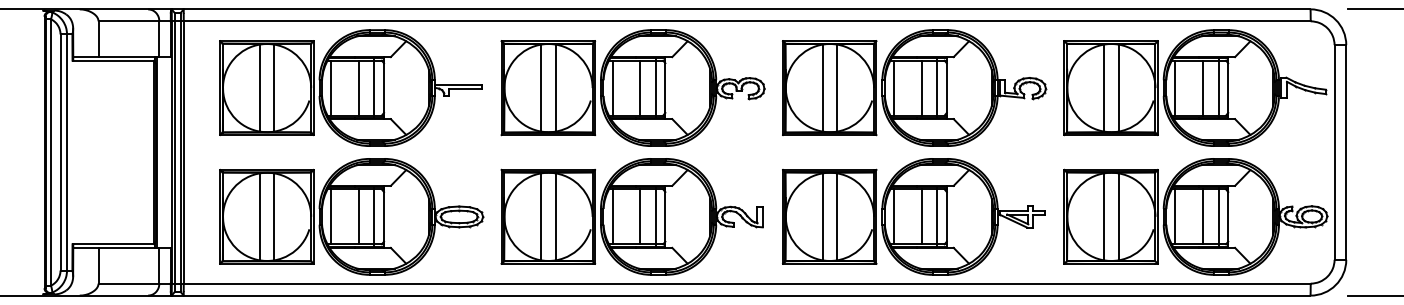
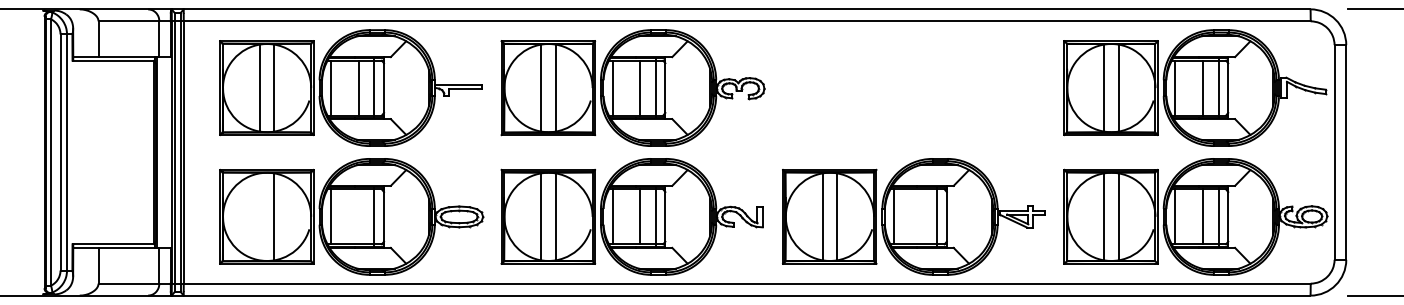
part: present -> none (914, 87)
line: present -> none (259, 216)
line: present -> none (358, 216)
line: present -> none (921, 216)
